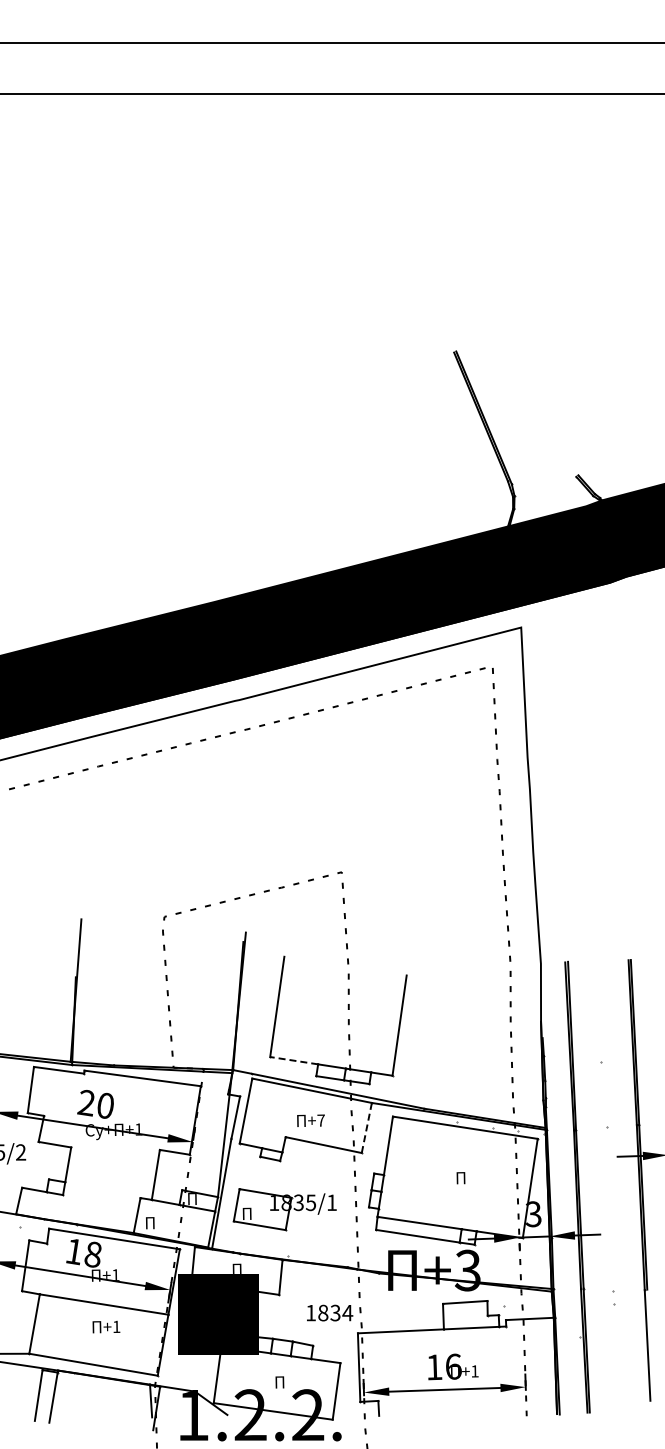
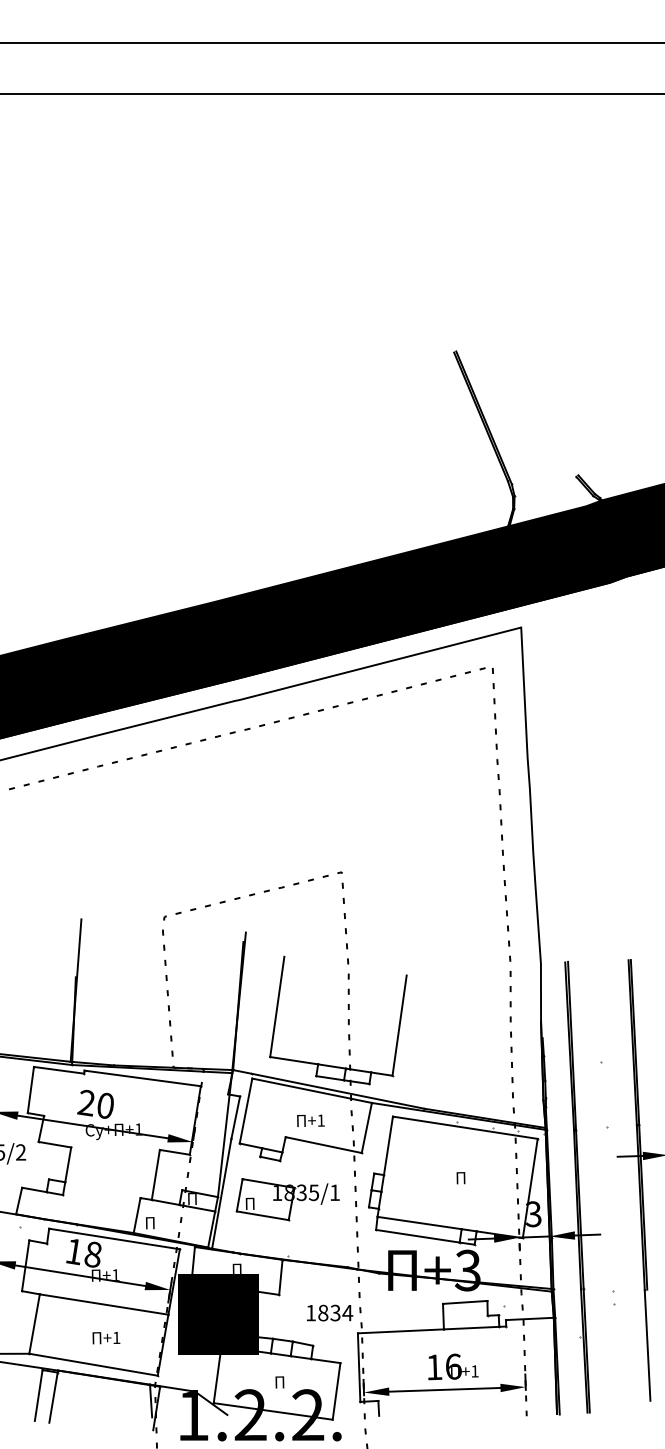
line: dashed -> solid (293, 1060)
text: +7 -> +1 (320, 1120)
line: dashed -> solid (366, 1128)
part position: (284, 1209) -> (287, 1199) (287, 1199)
text position: (106, 1327) -> (106, 1338) (106, 1338)
